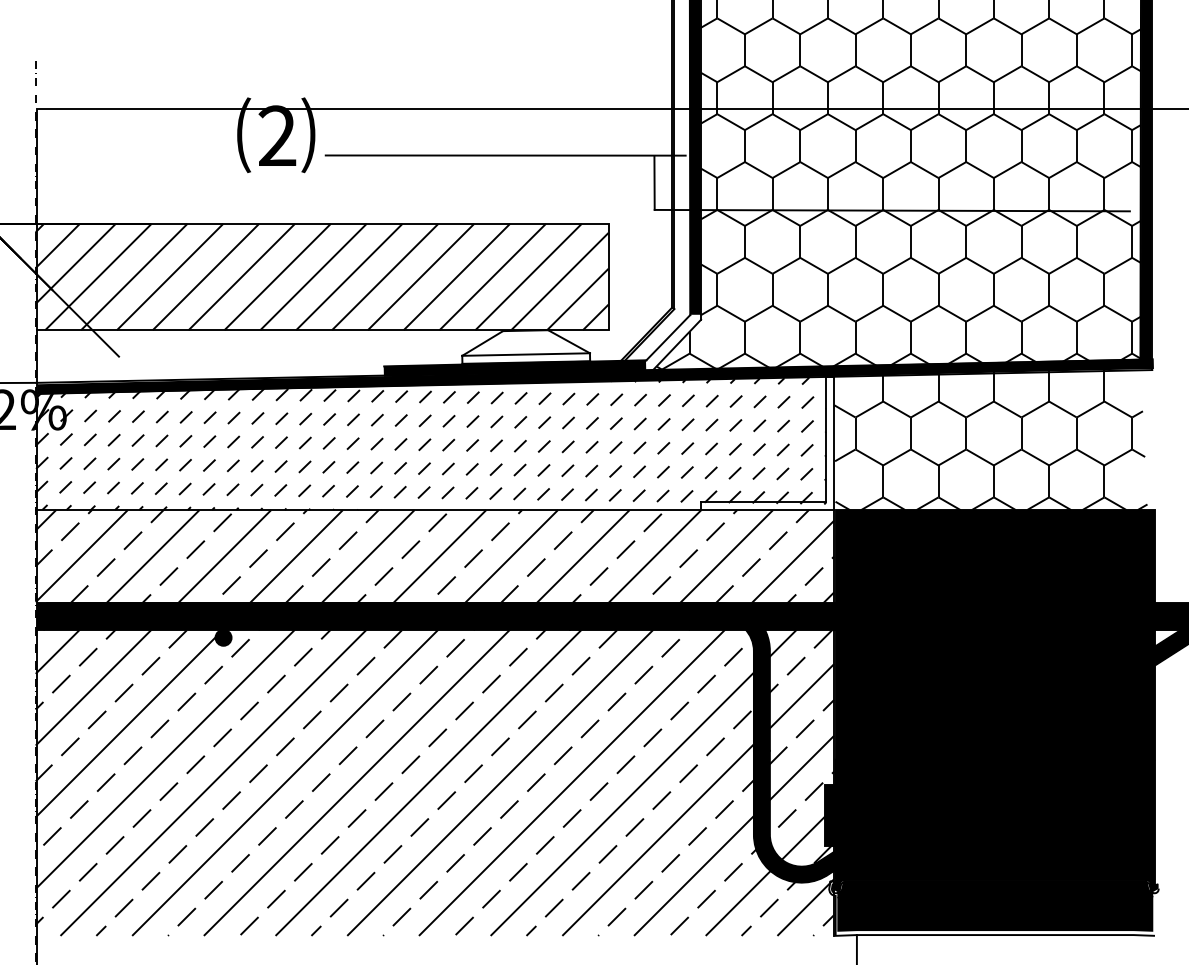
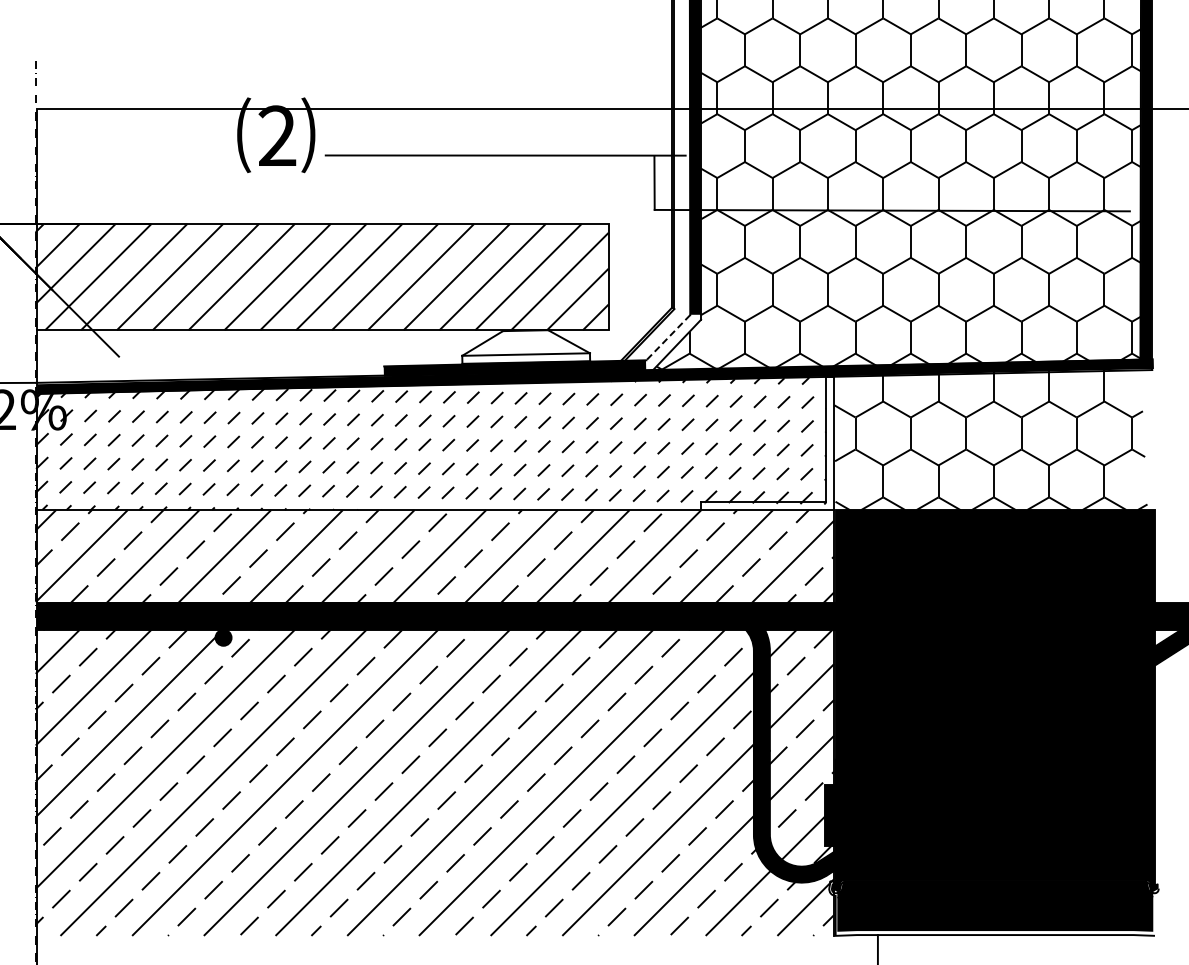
line: solid -> dashed (668, 337)
line position: (856, 948) -> (877, 948) (877, 948)
